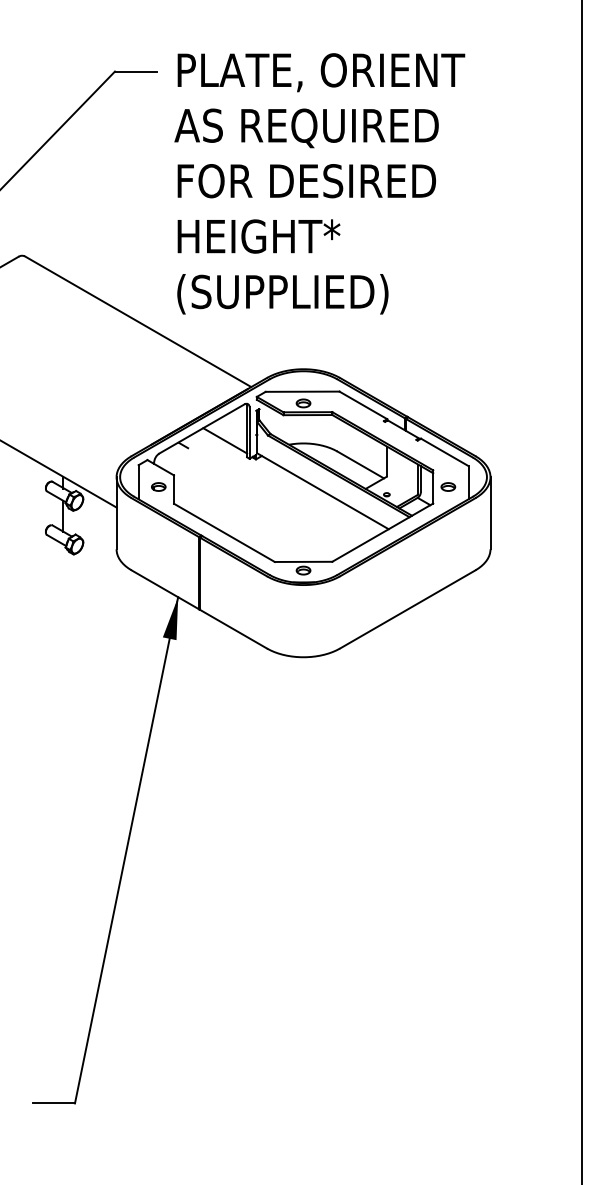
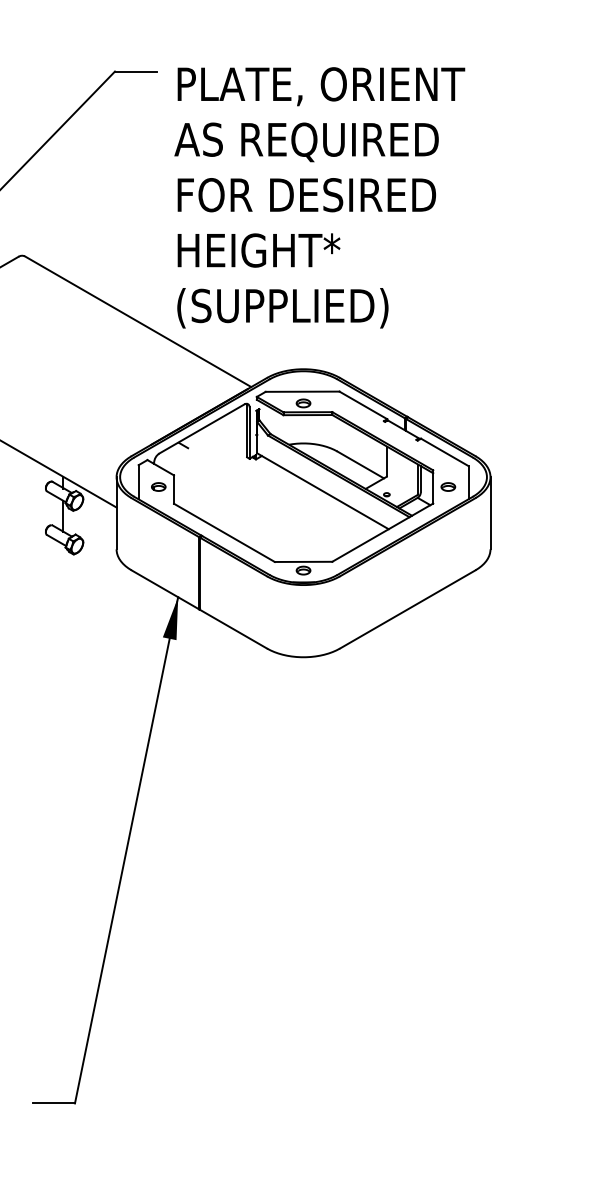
text position: (319, 183) -> (319, 197) (319, 197)
line: present -> none (225, 440)
line: present -> none (581, 591)
